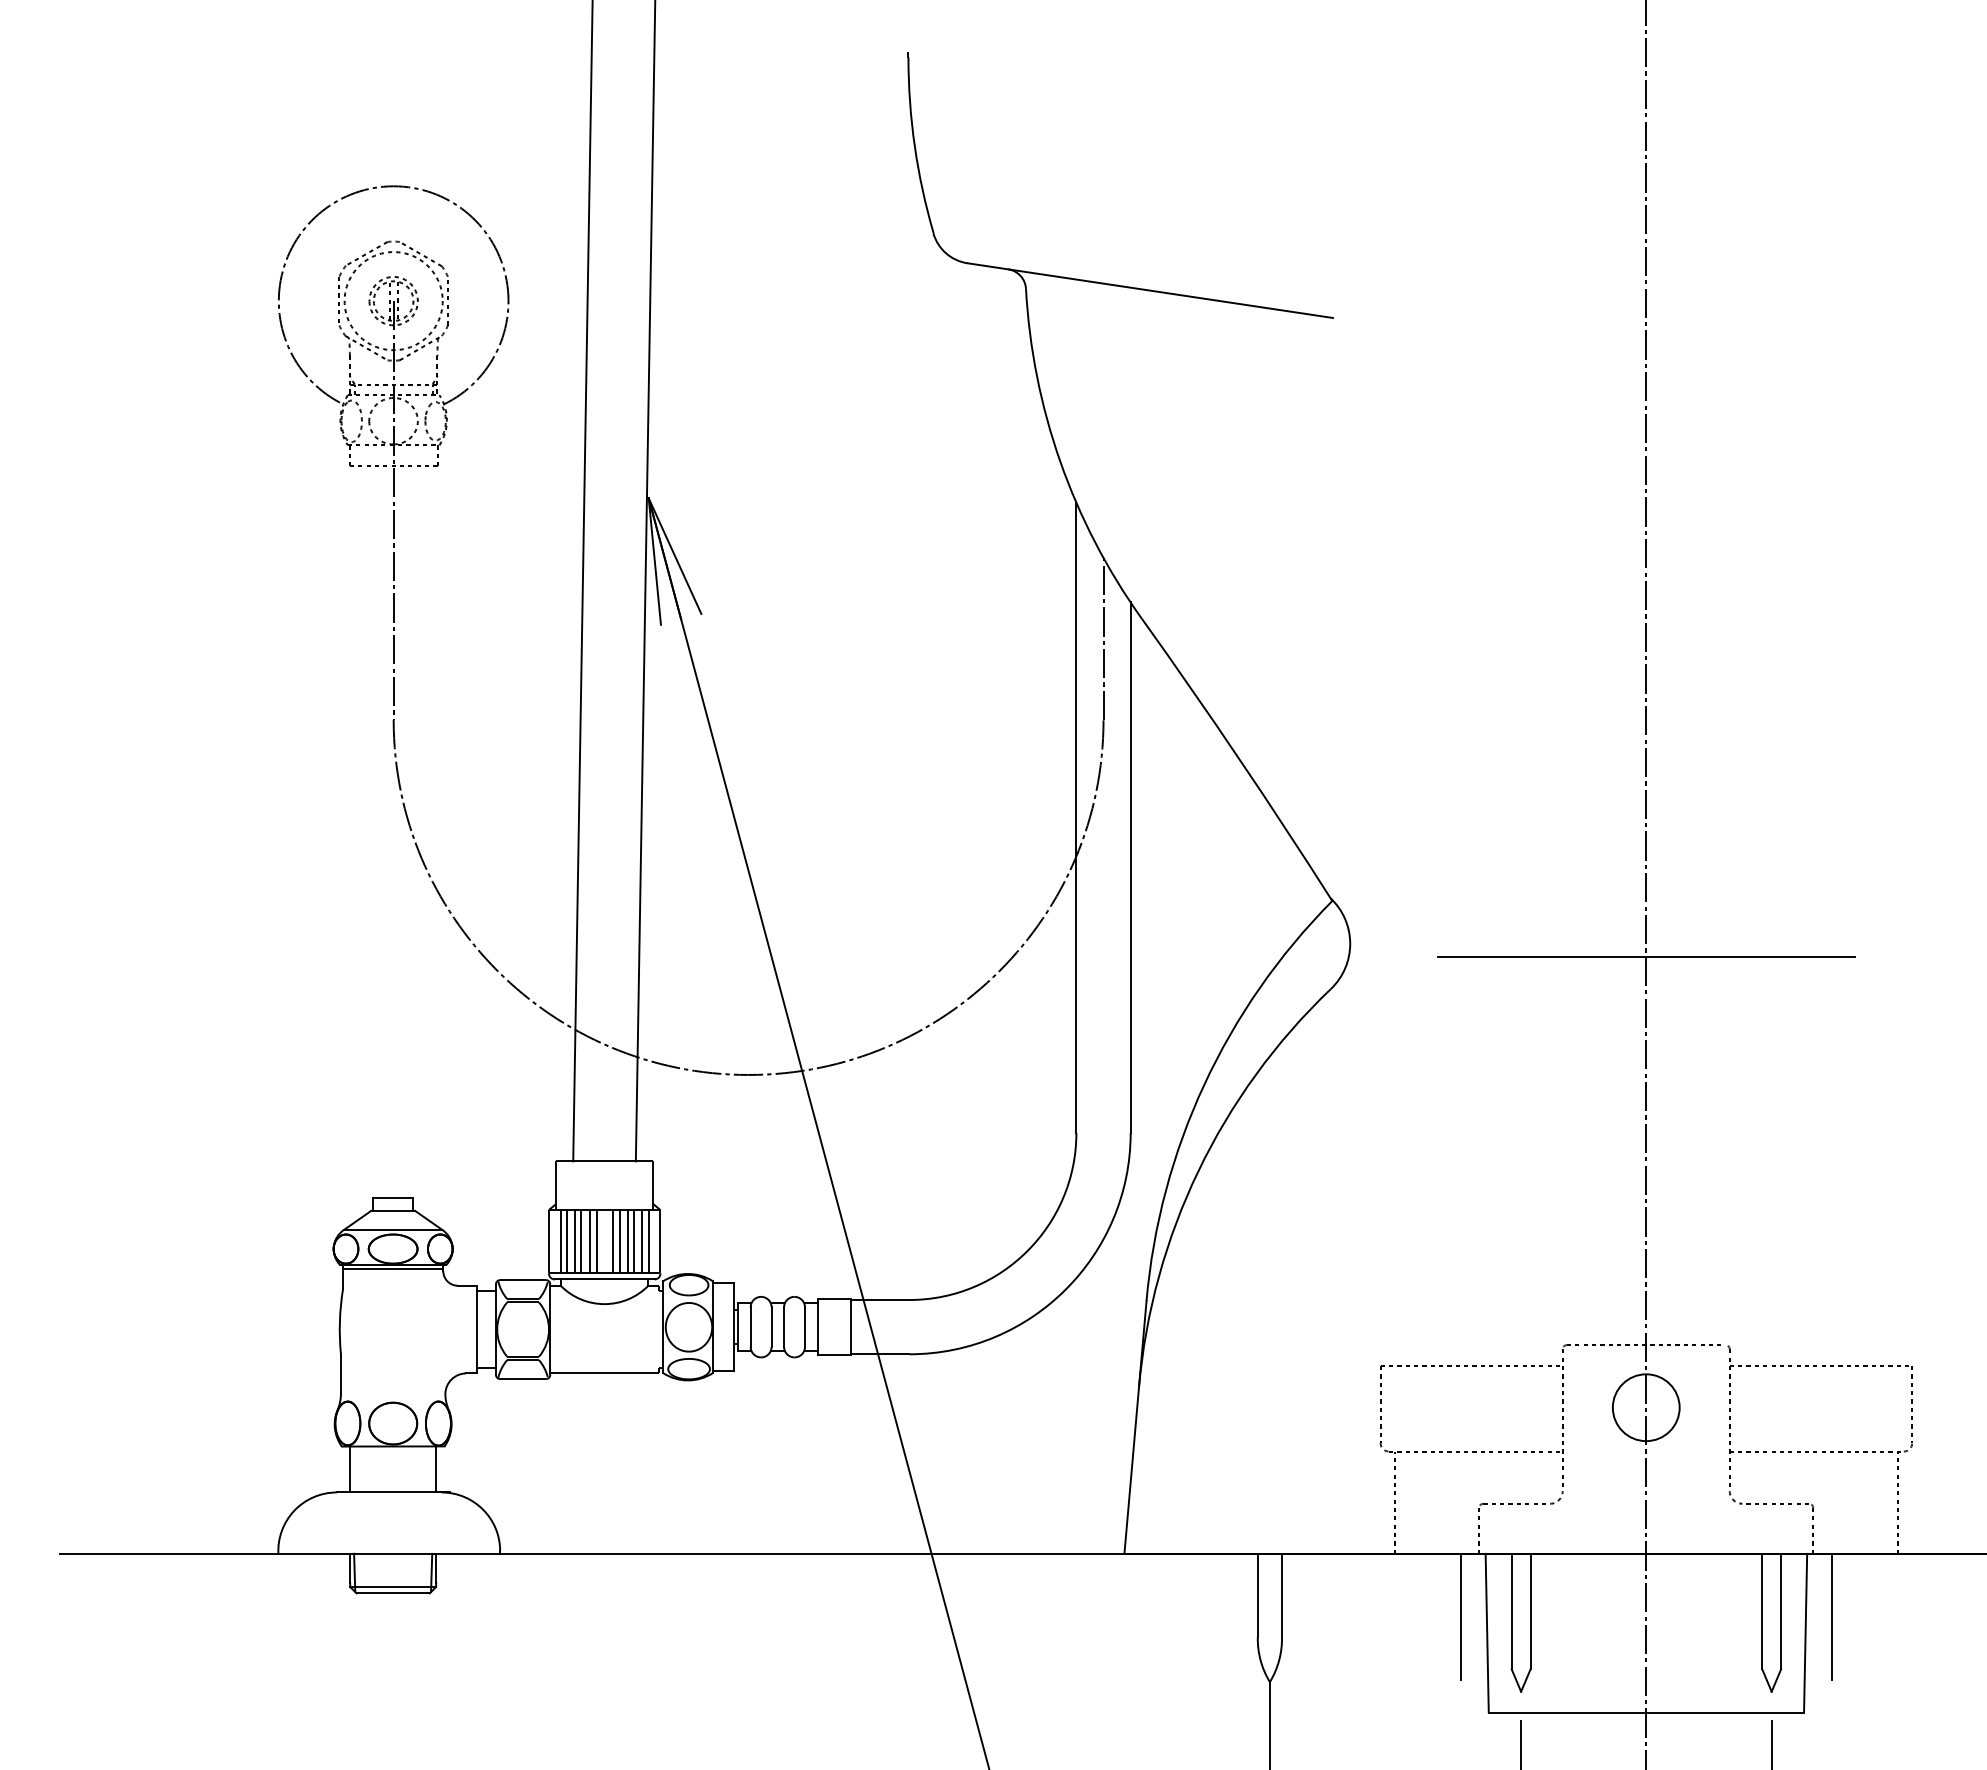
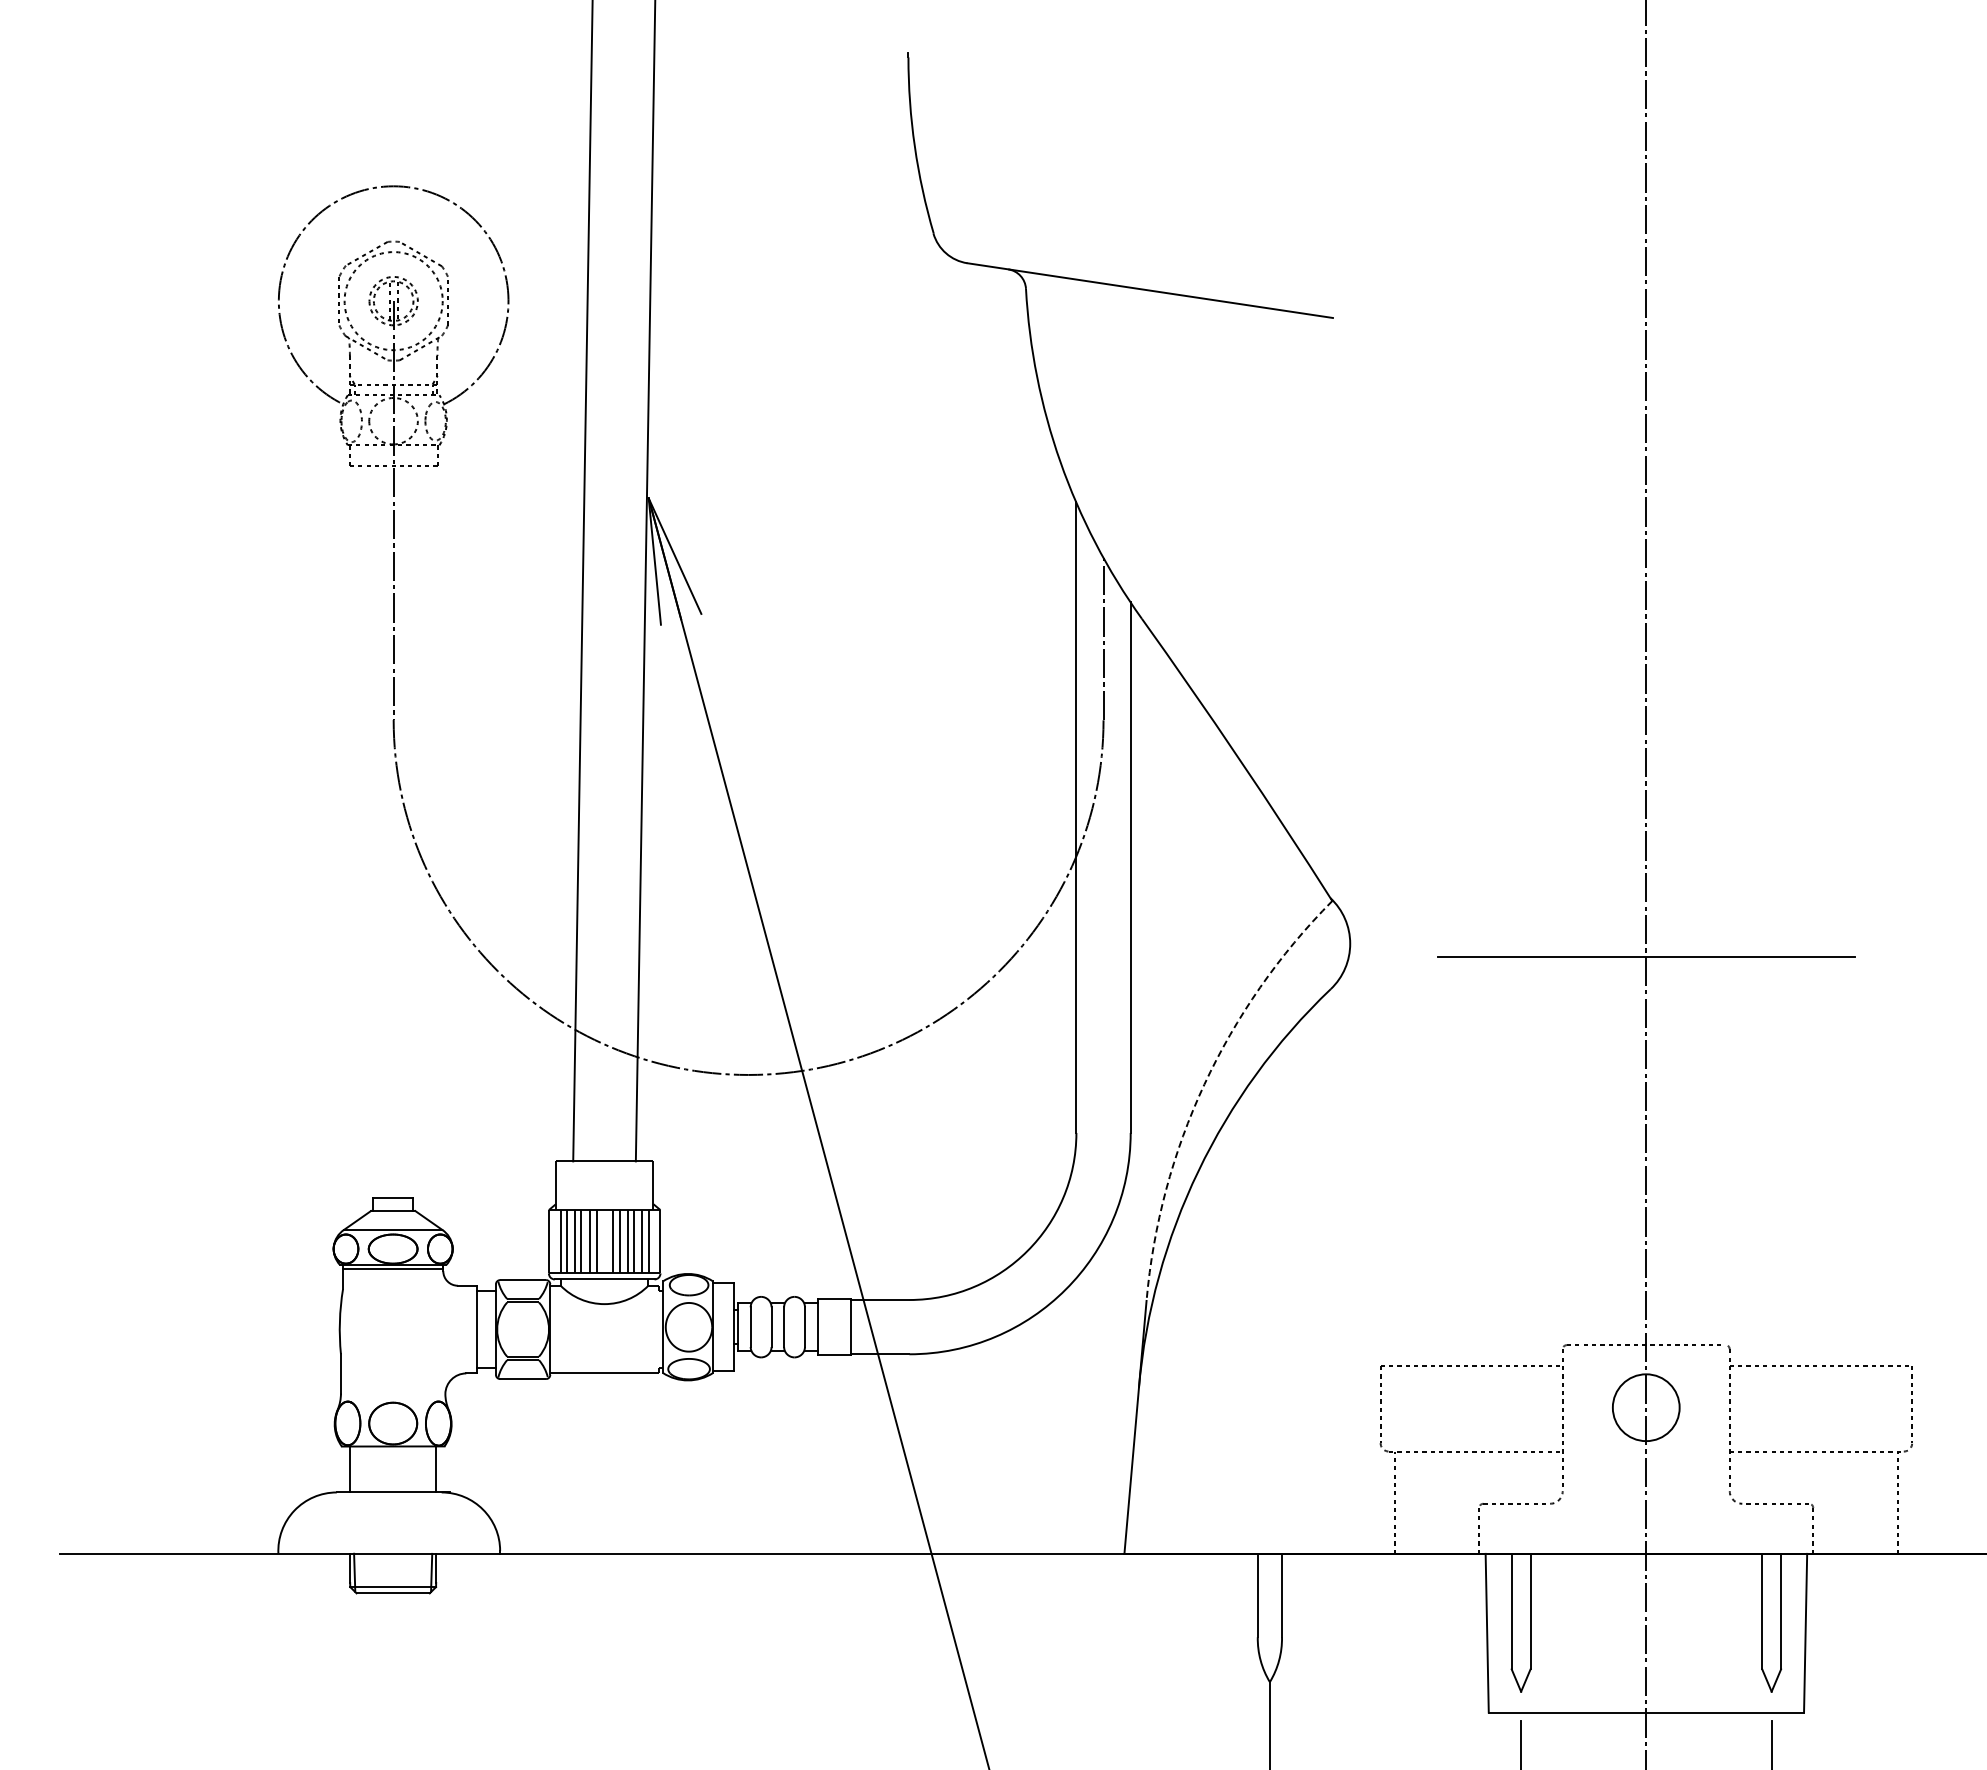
arc: solid -> dashed (1204, 1084)
line: present -> none (1460, 1616)
line: present -> none (1832, 1616)
